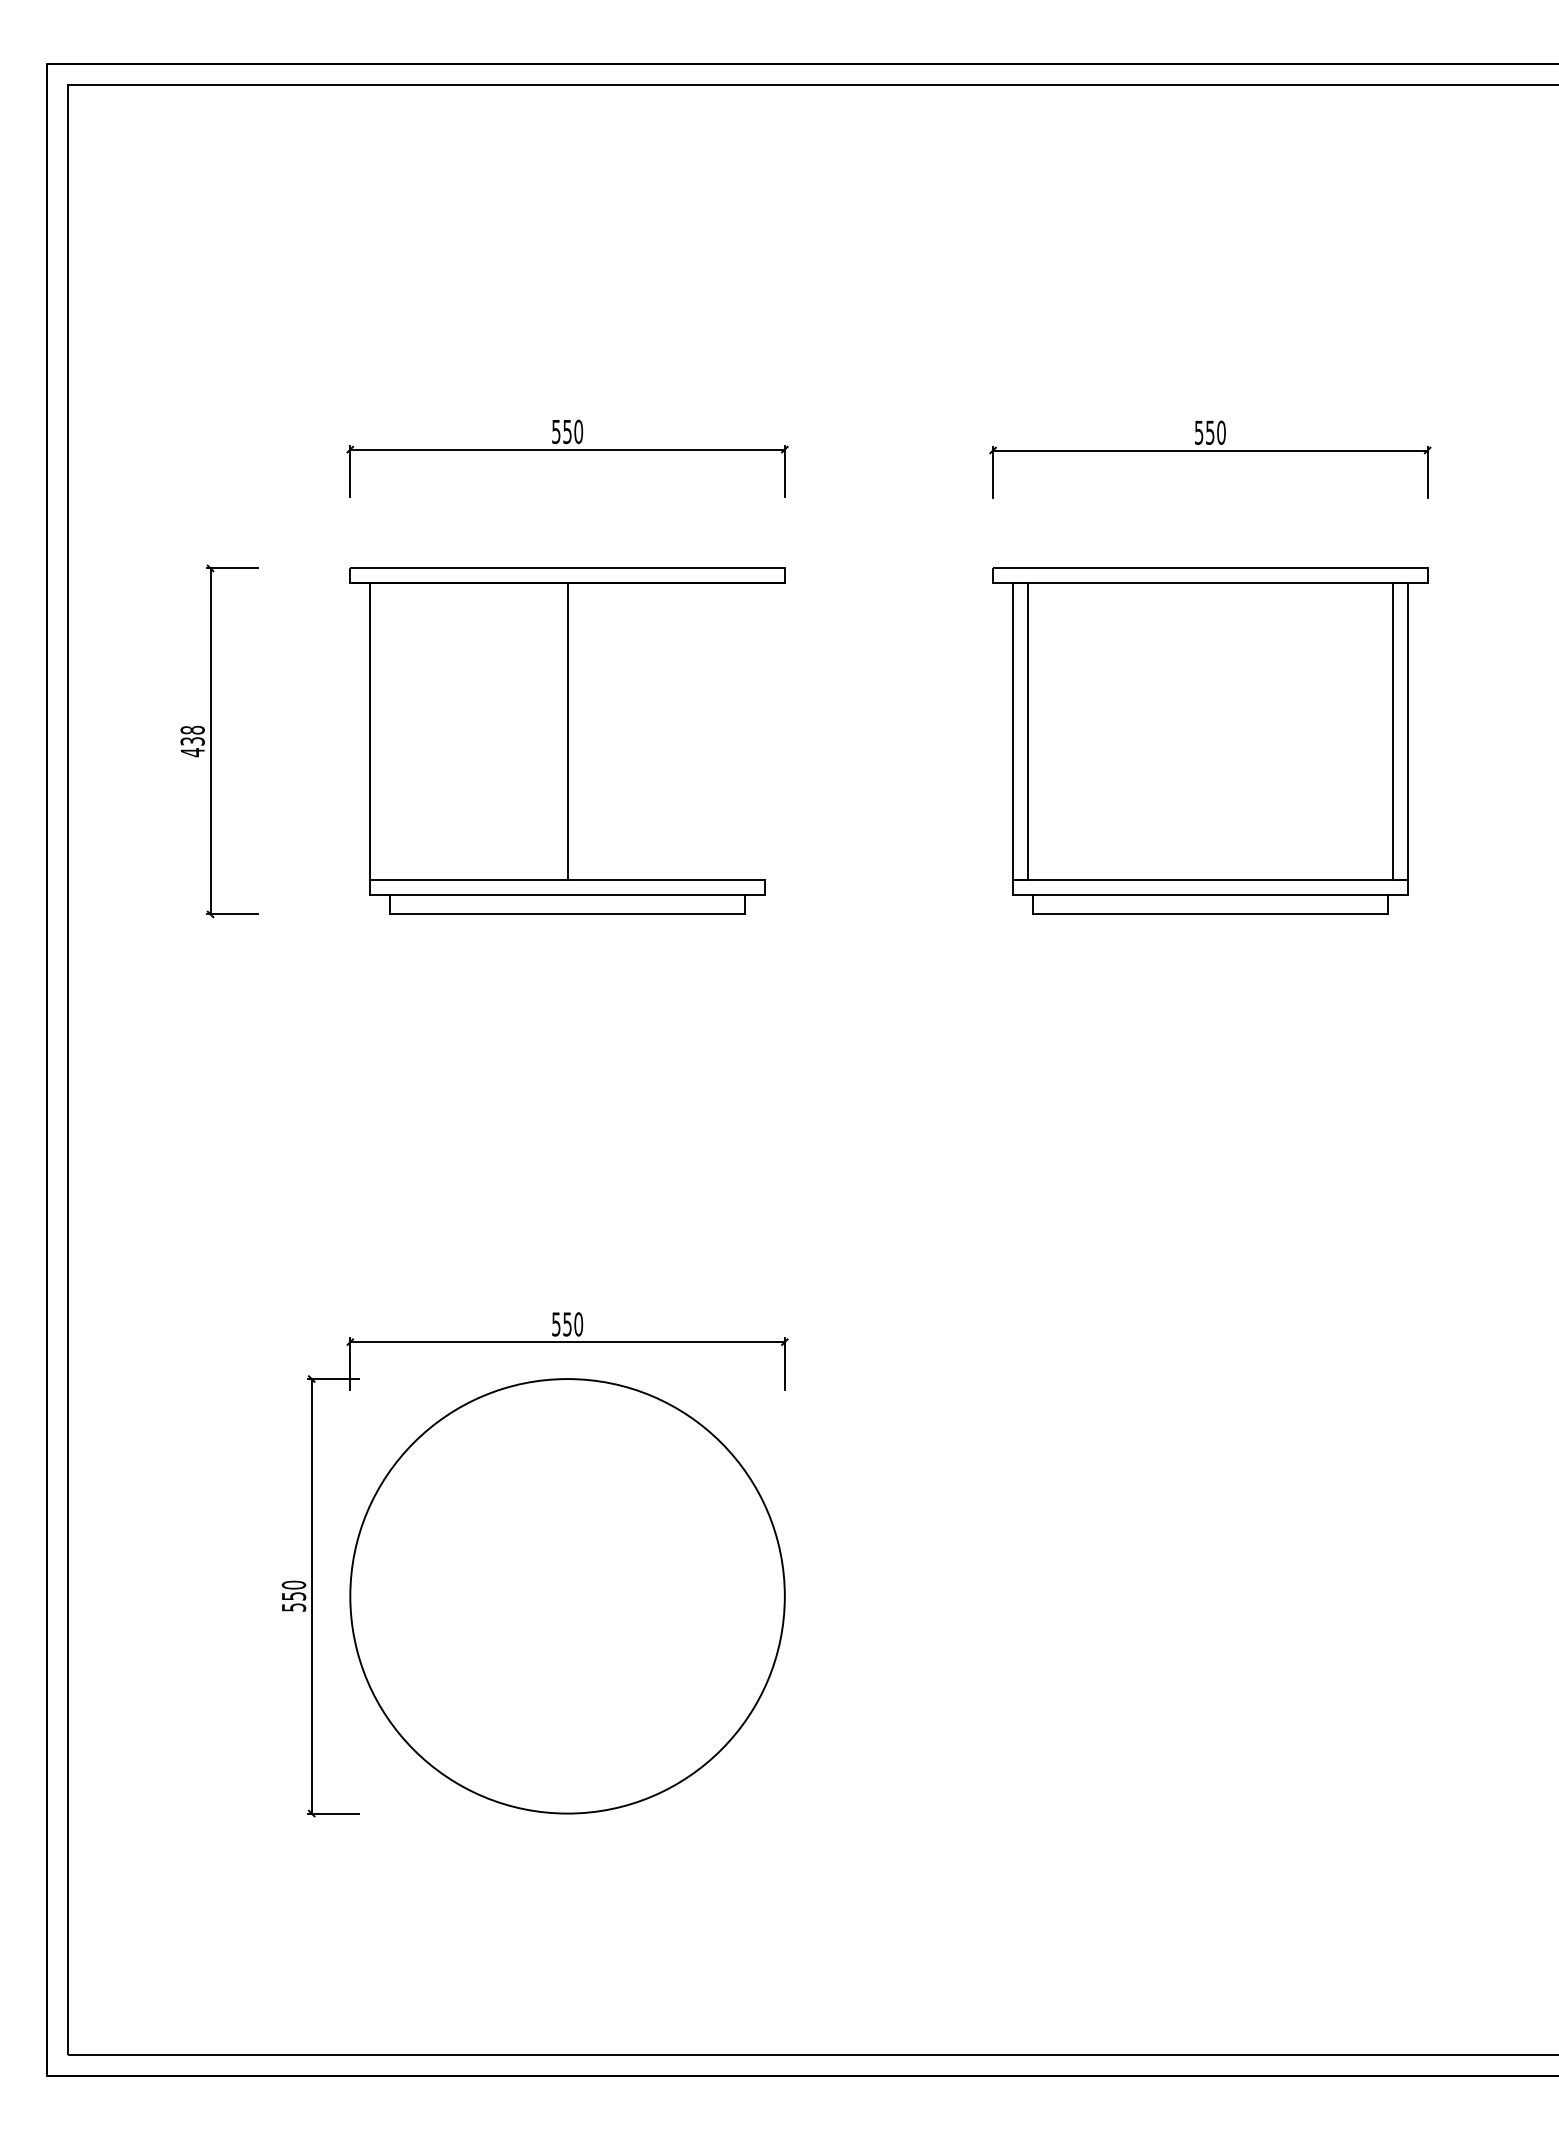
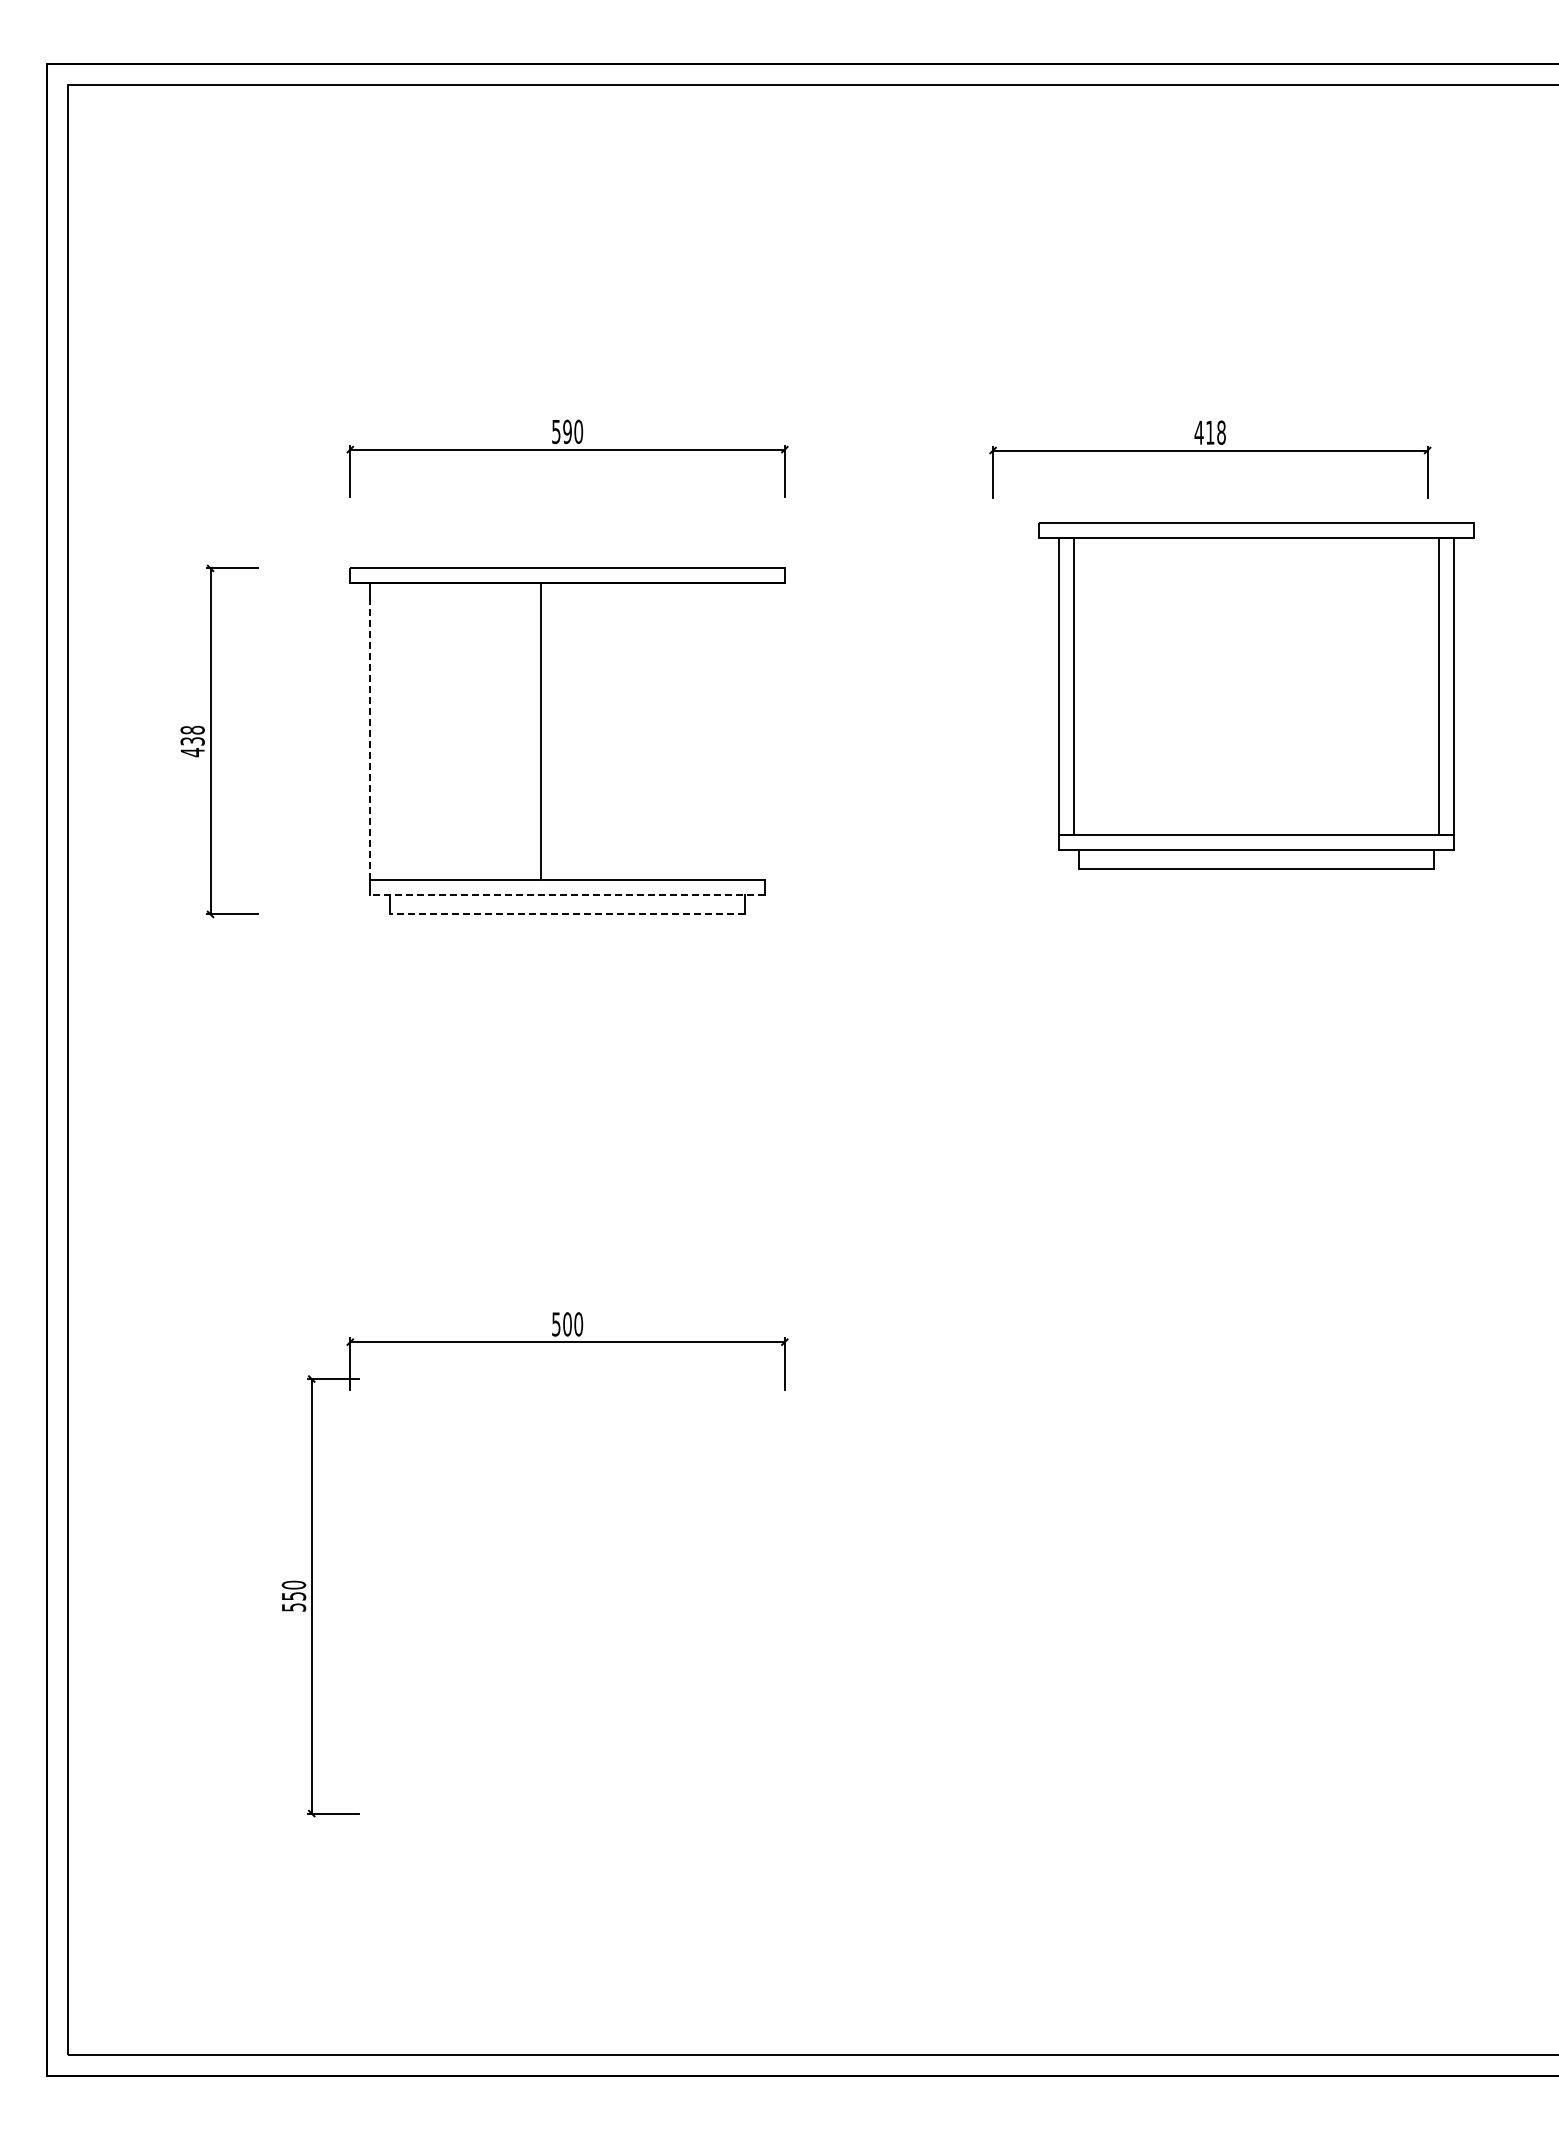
text: 550 -> 590 (567, 431)
text: 550 -> 418 (1209, 432)
line position: (567, 731) -> (540, 731) (540, 731)
line: solid -> dashed (370, 739)
part position: (1210, 740) -> (1256, 695) (1256, 695)
line: solid -> dashed (567, 894)
line: solid -> dashed (567, 914)
text: 550 -> 500 (567, 1324)
circle: present -> none (567, 1596)
